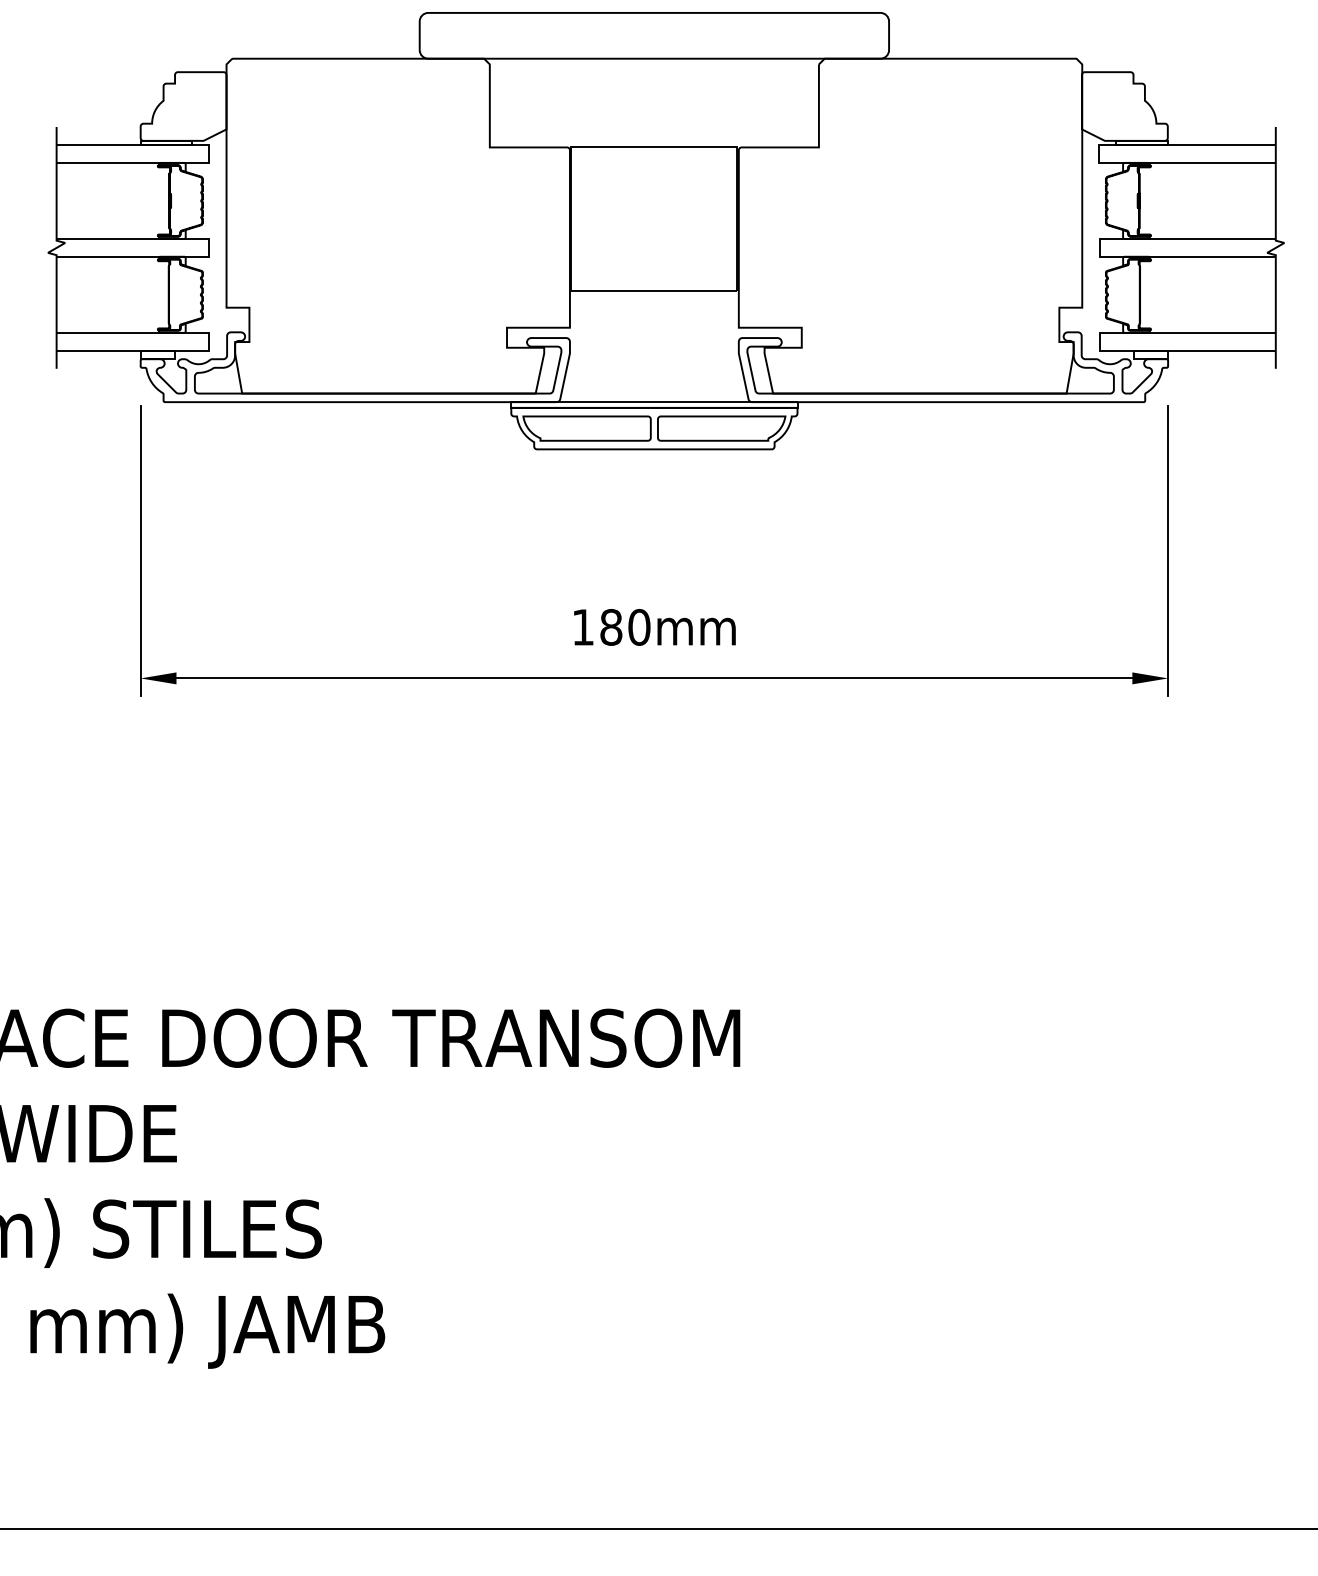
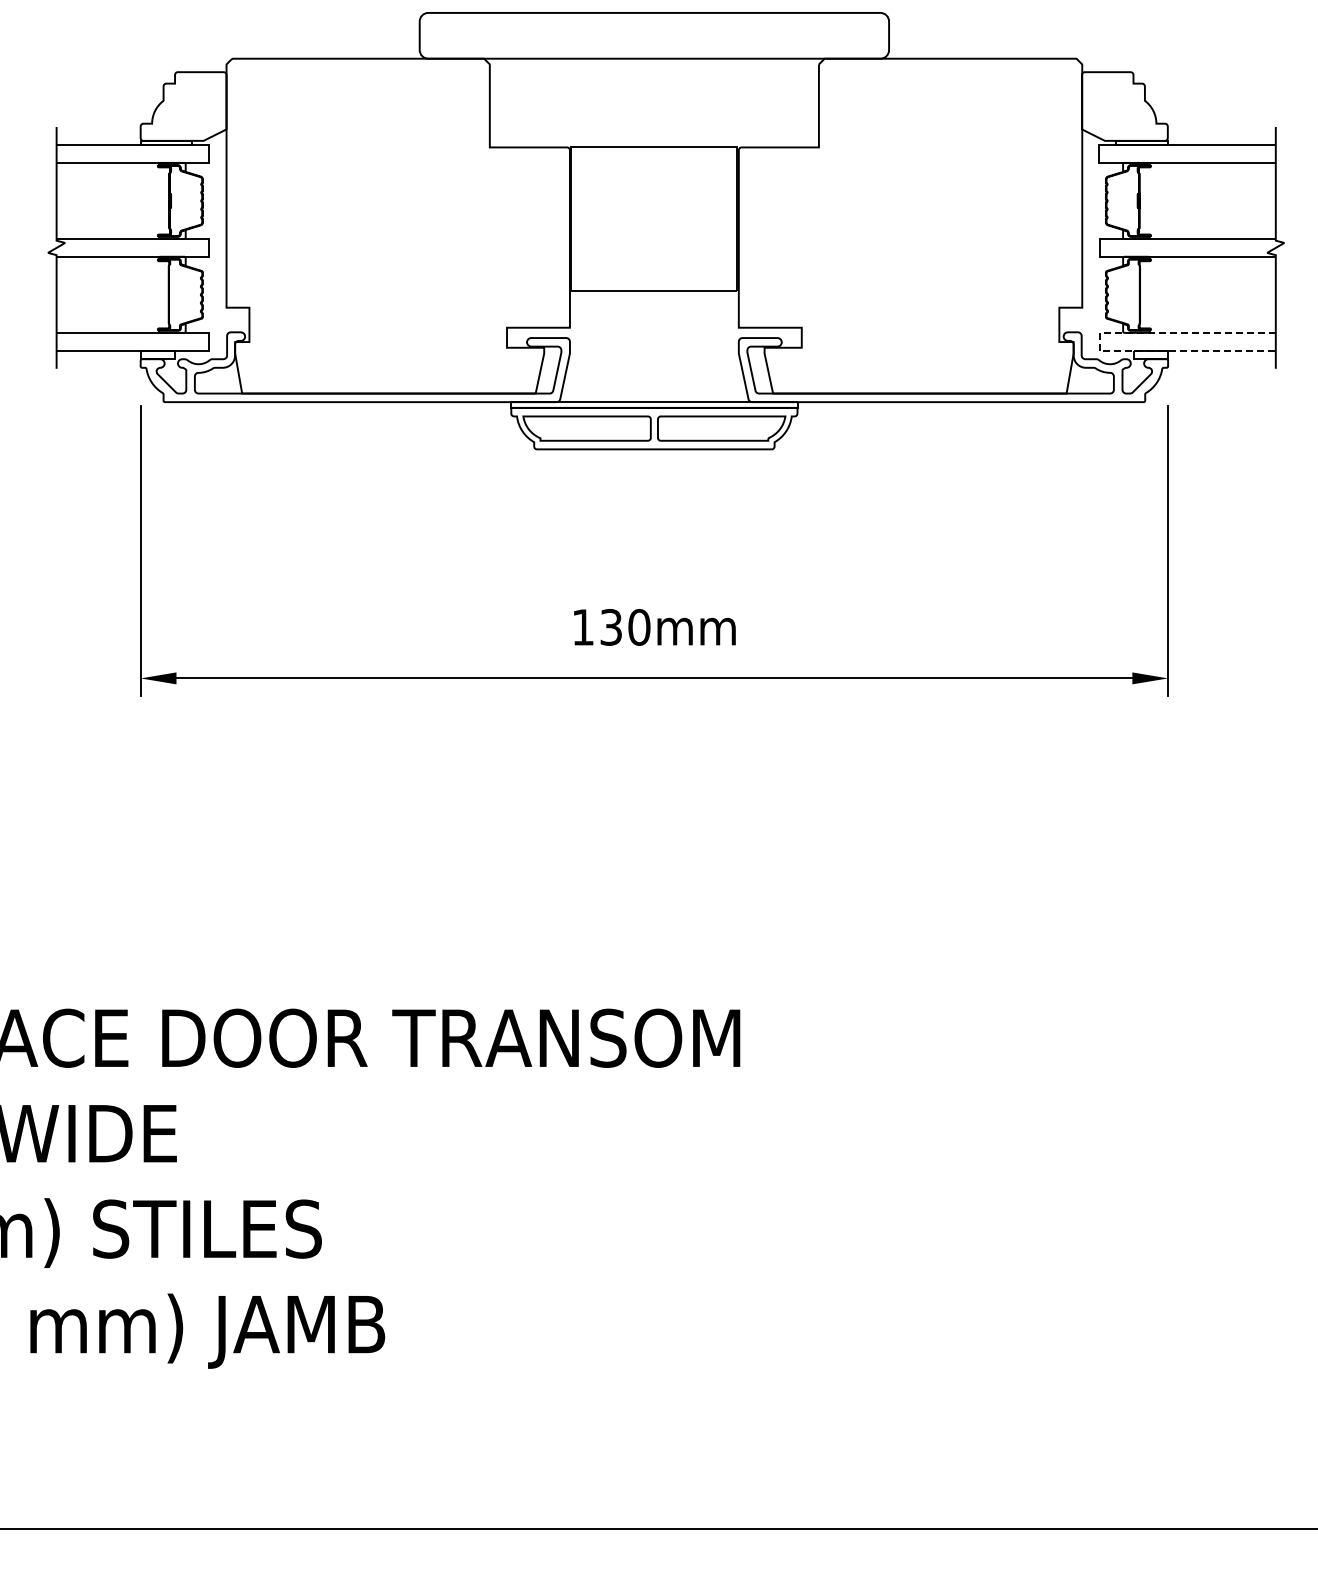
line: solid -> dashed (1099, 341)
text: 180mm -> 130mm (611, 627)
